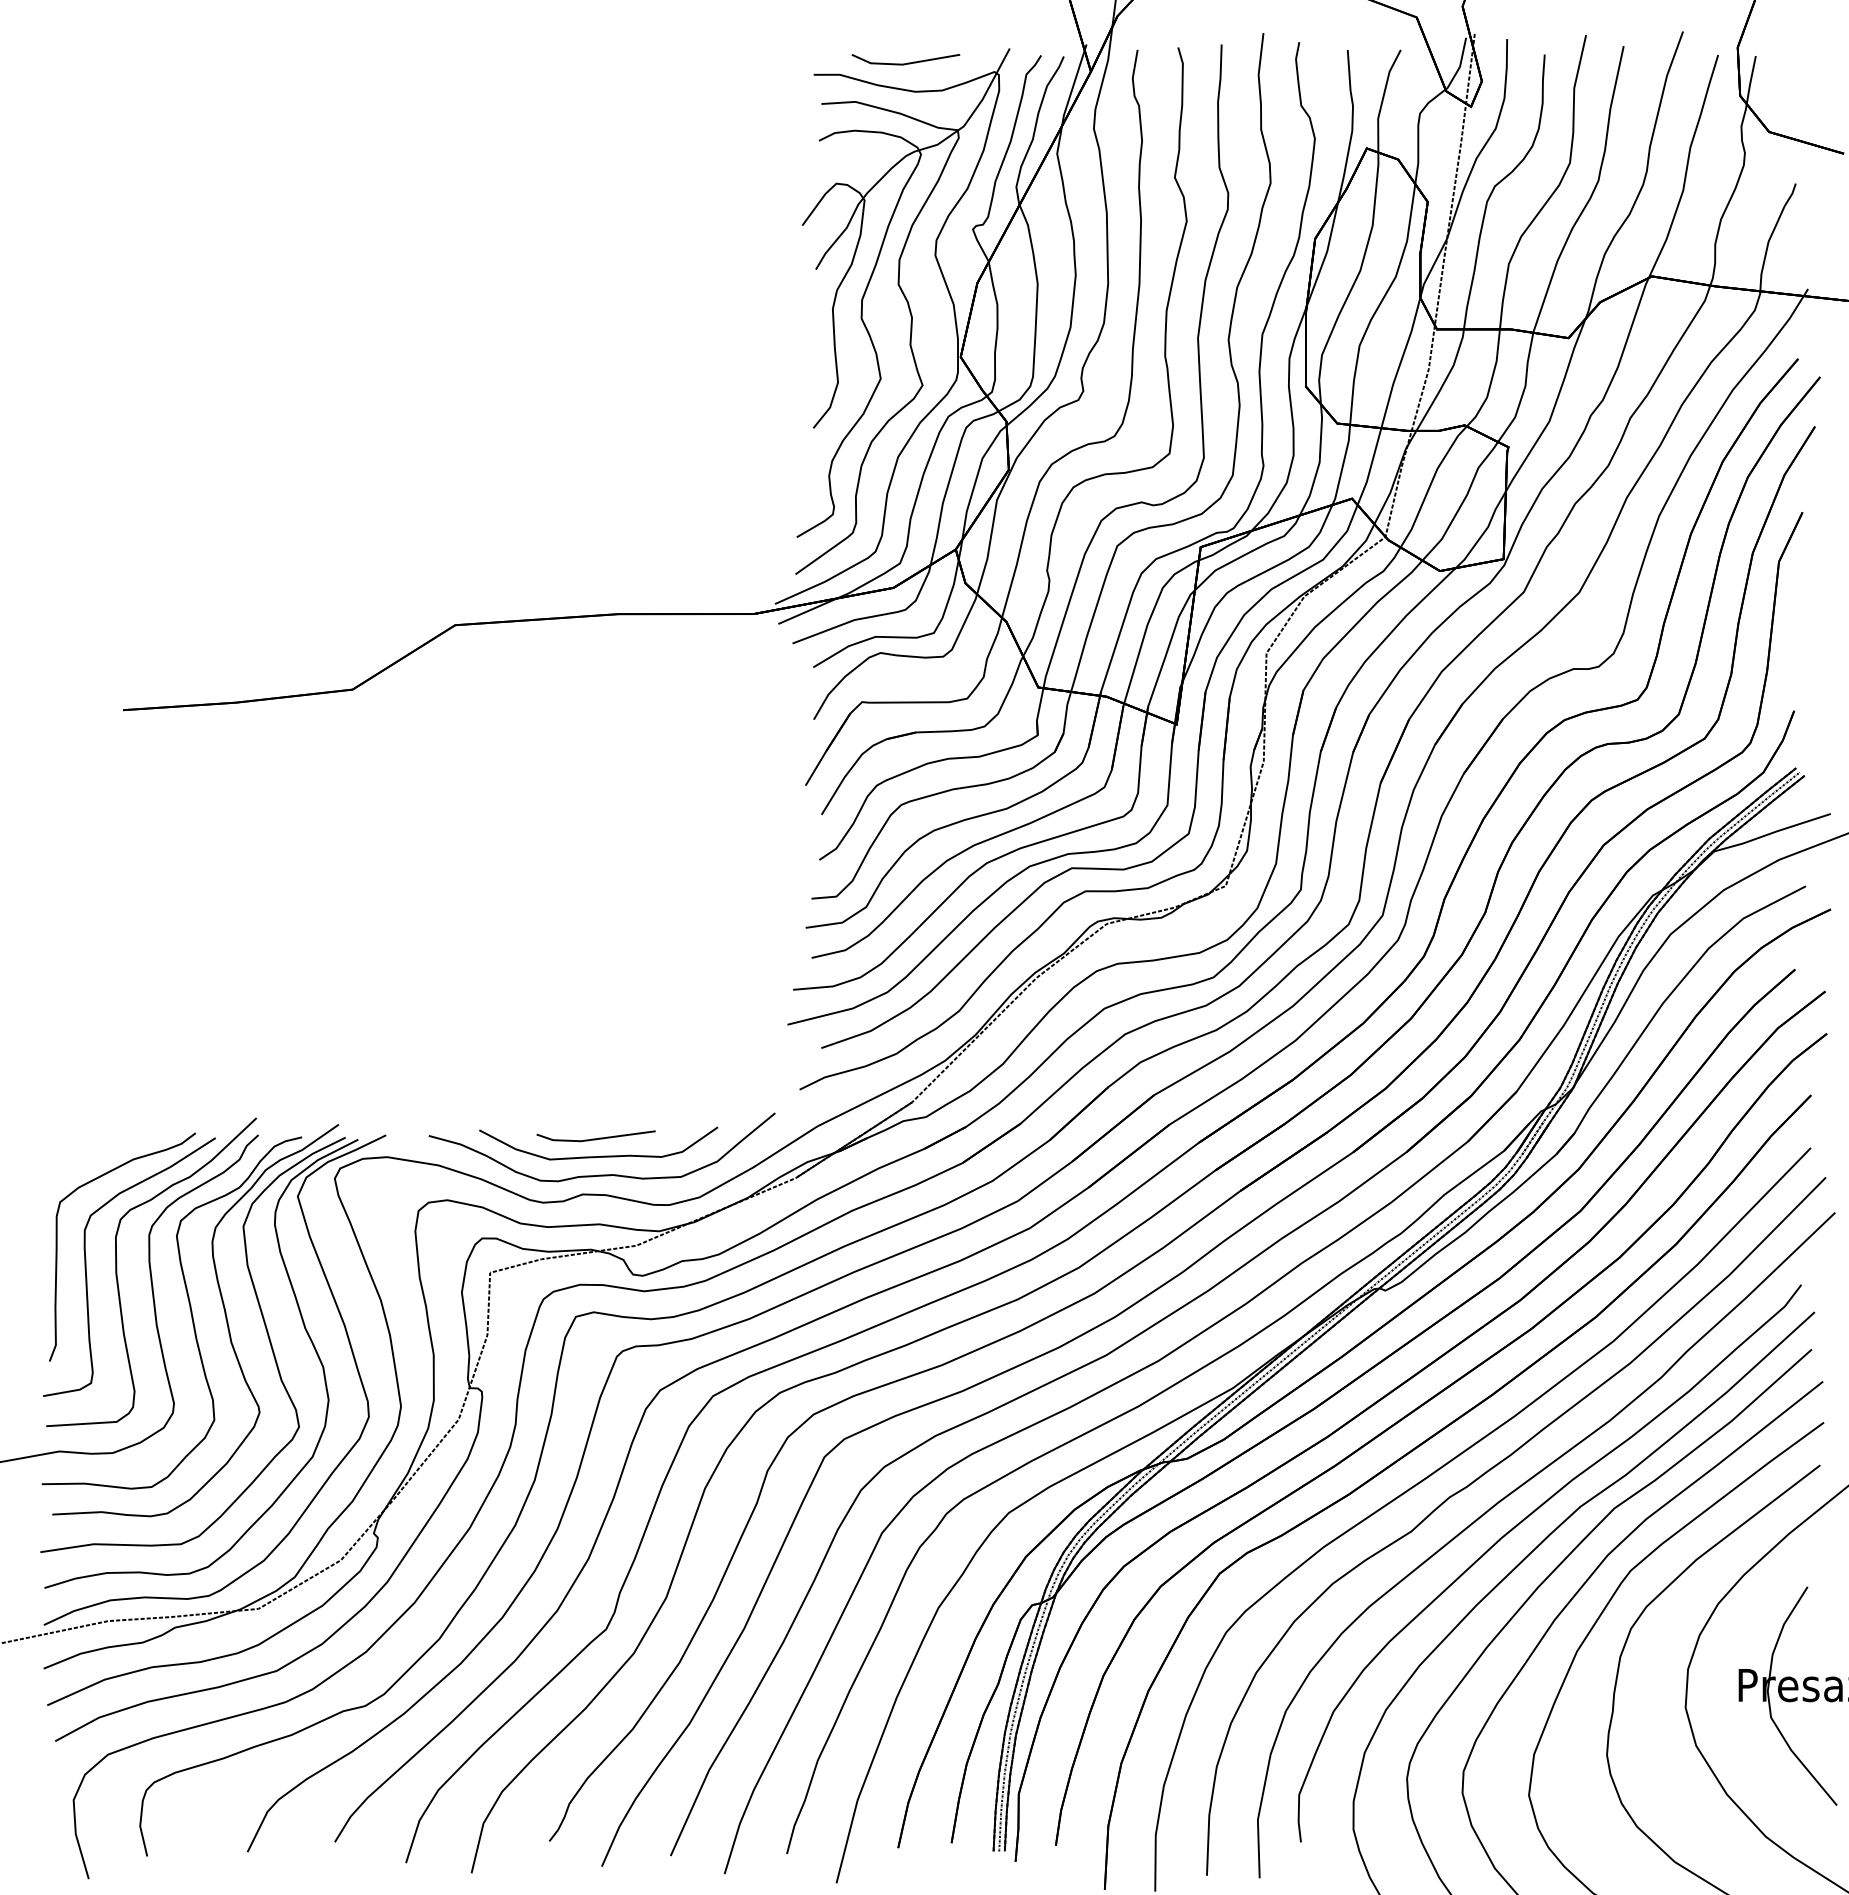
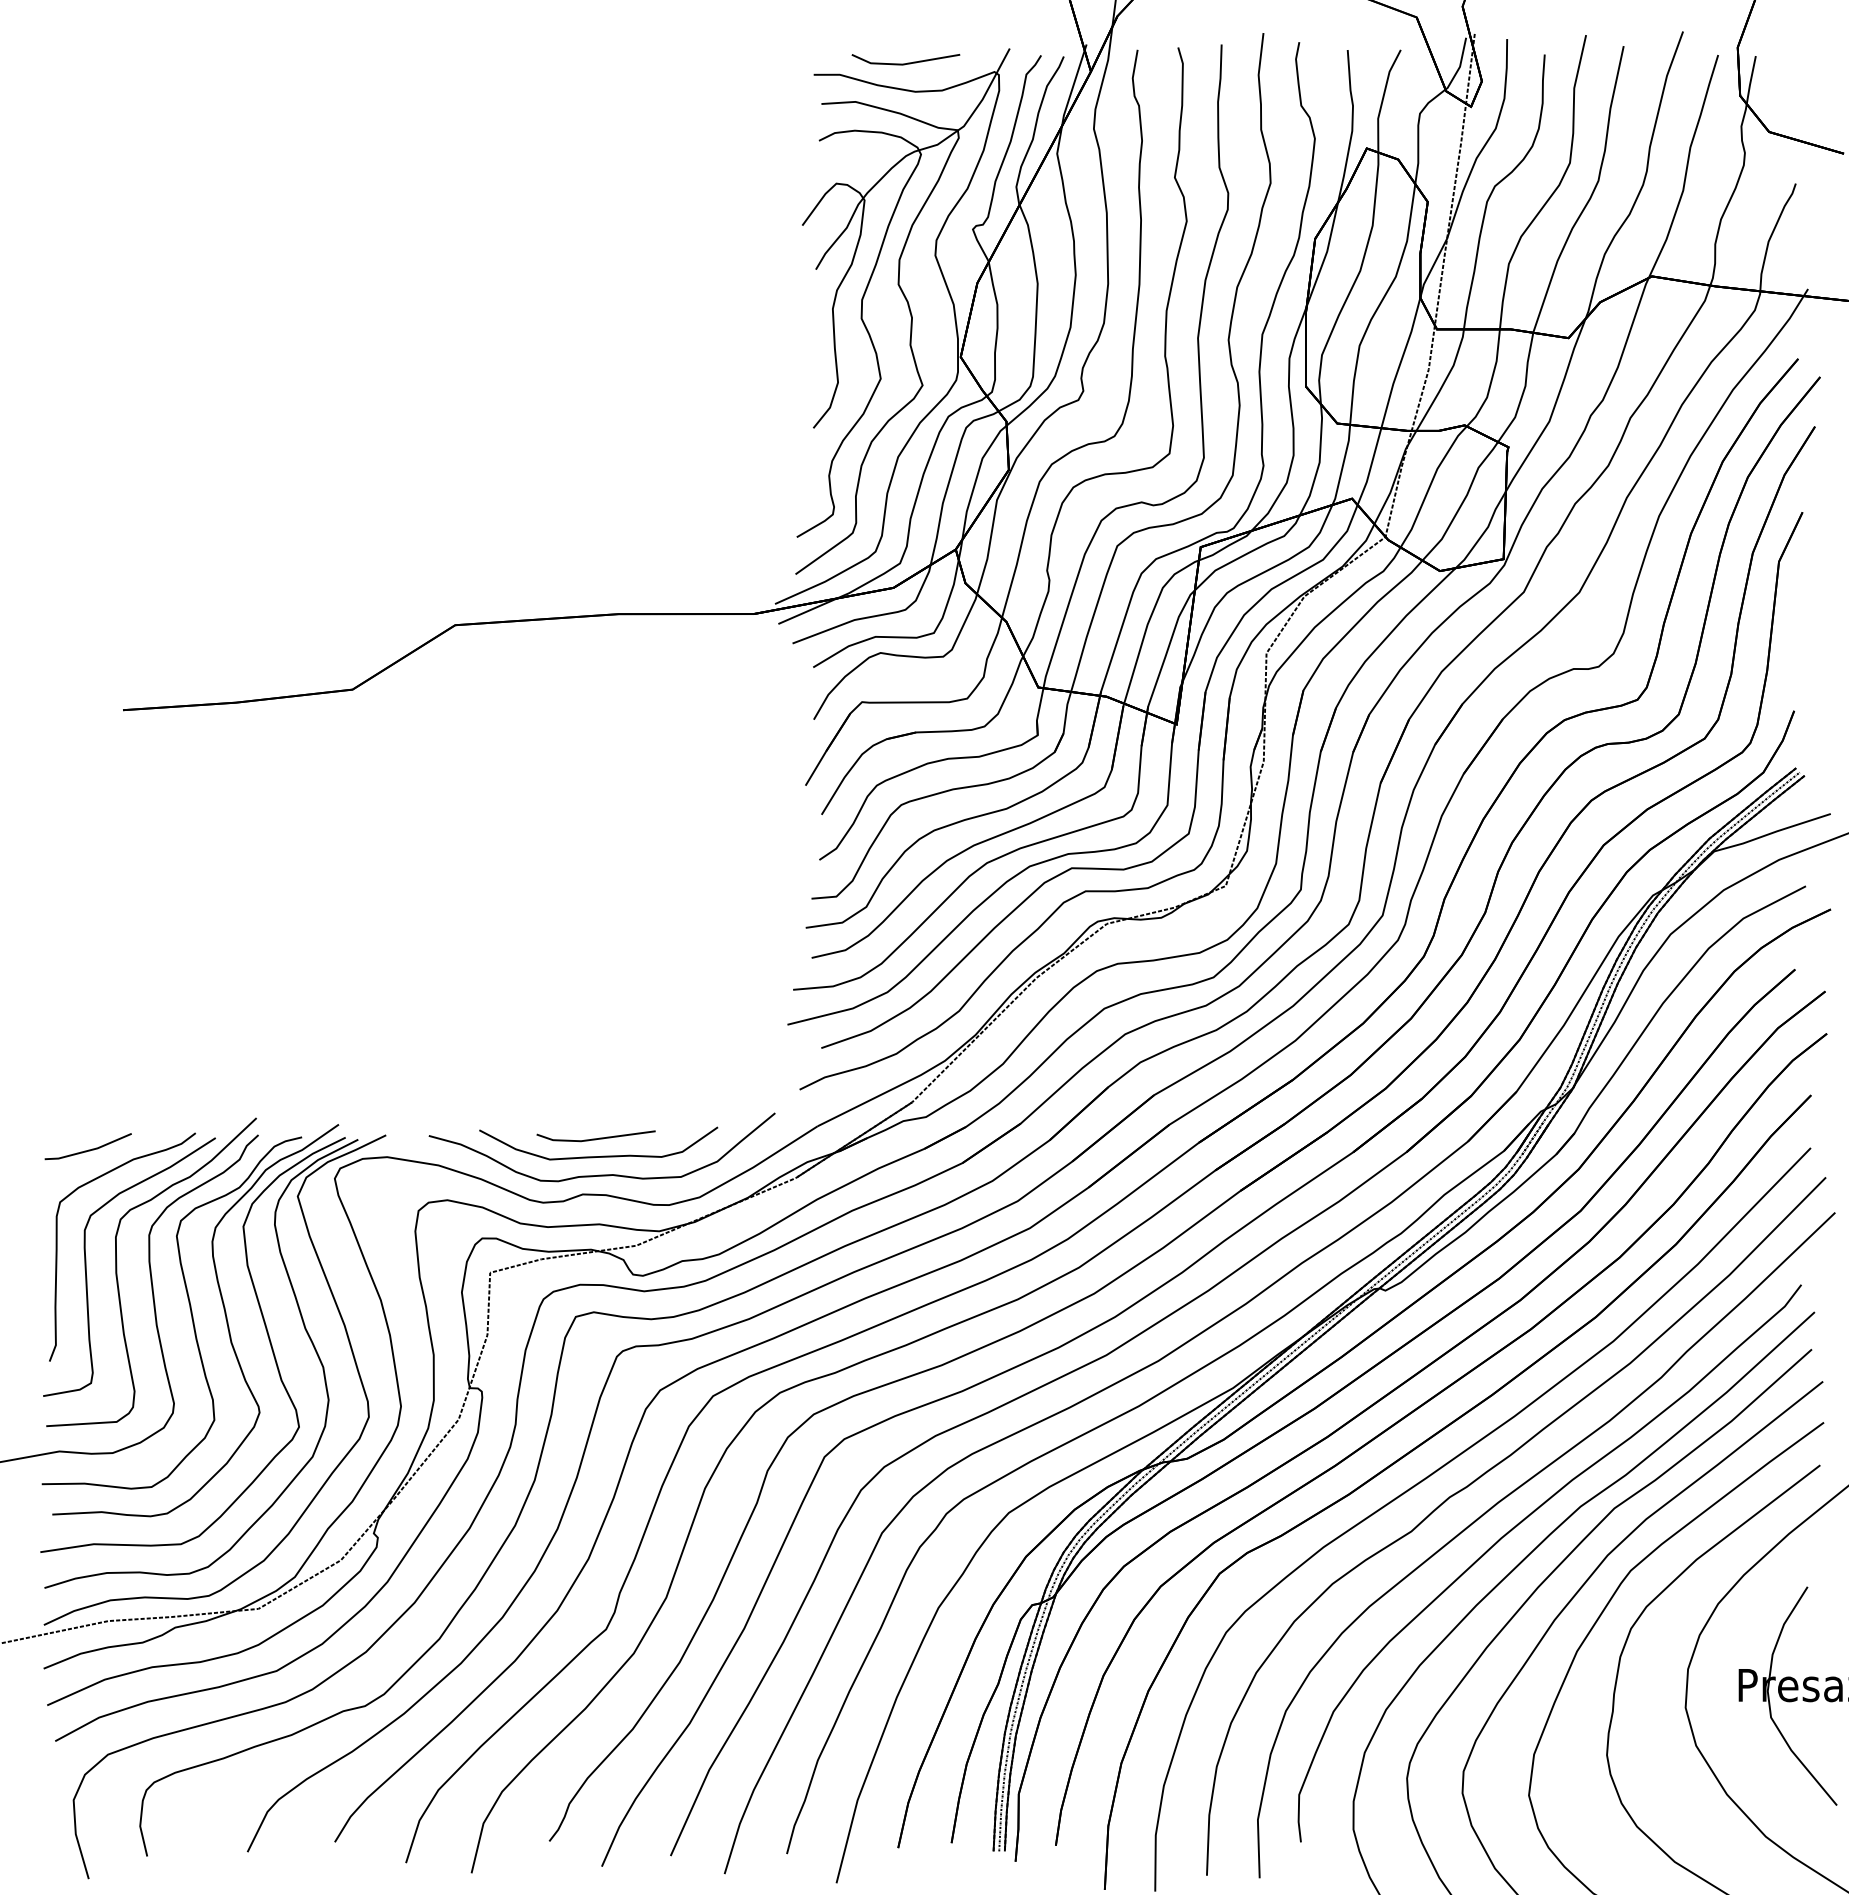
part: none -> present (87, 1146)
